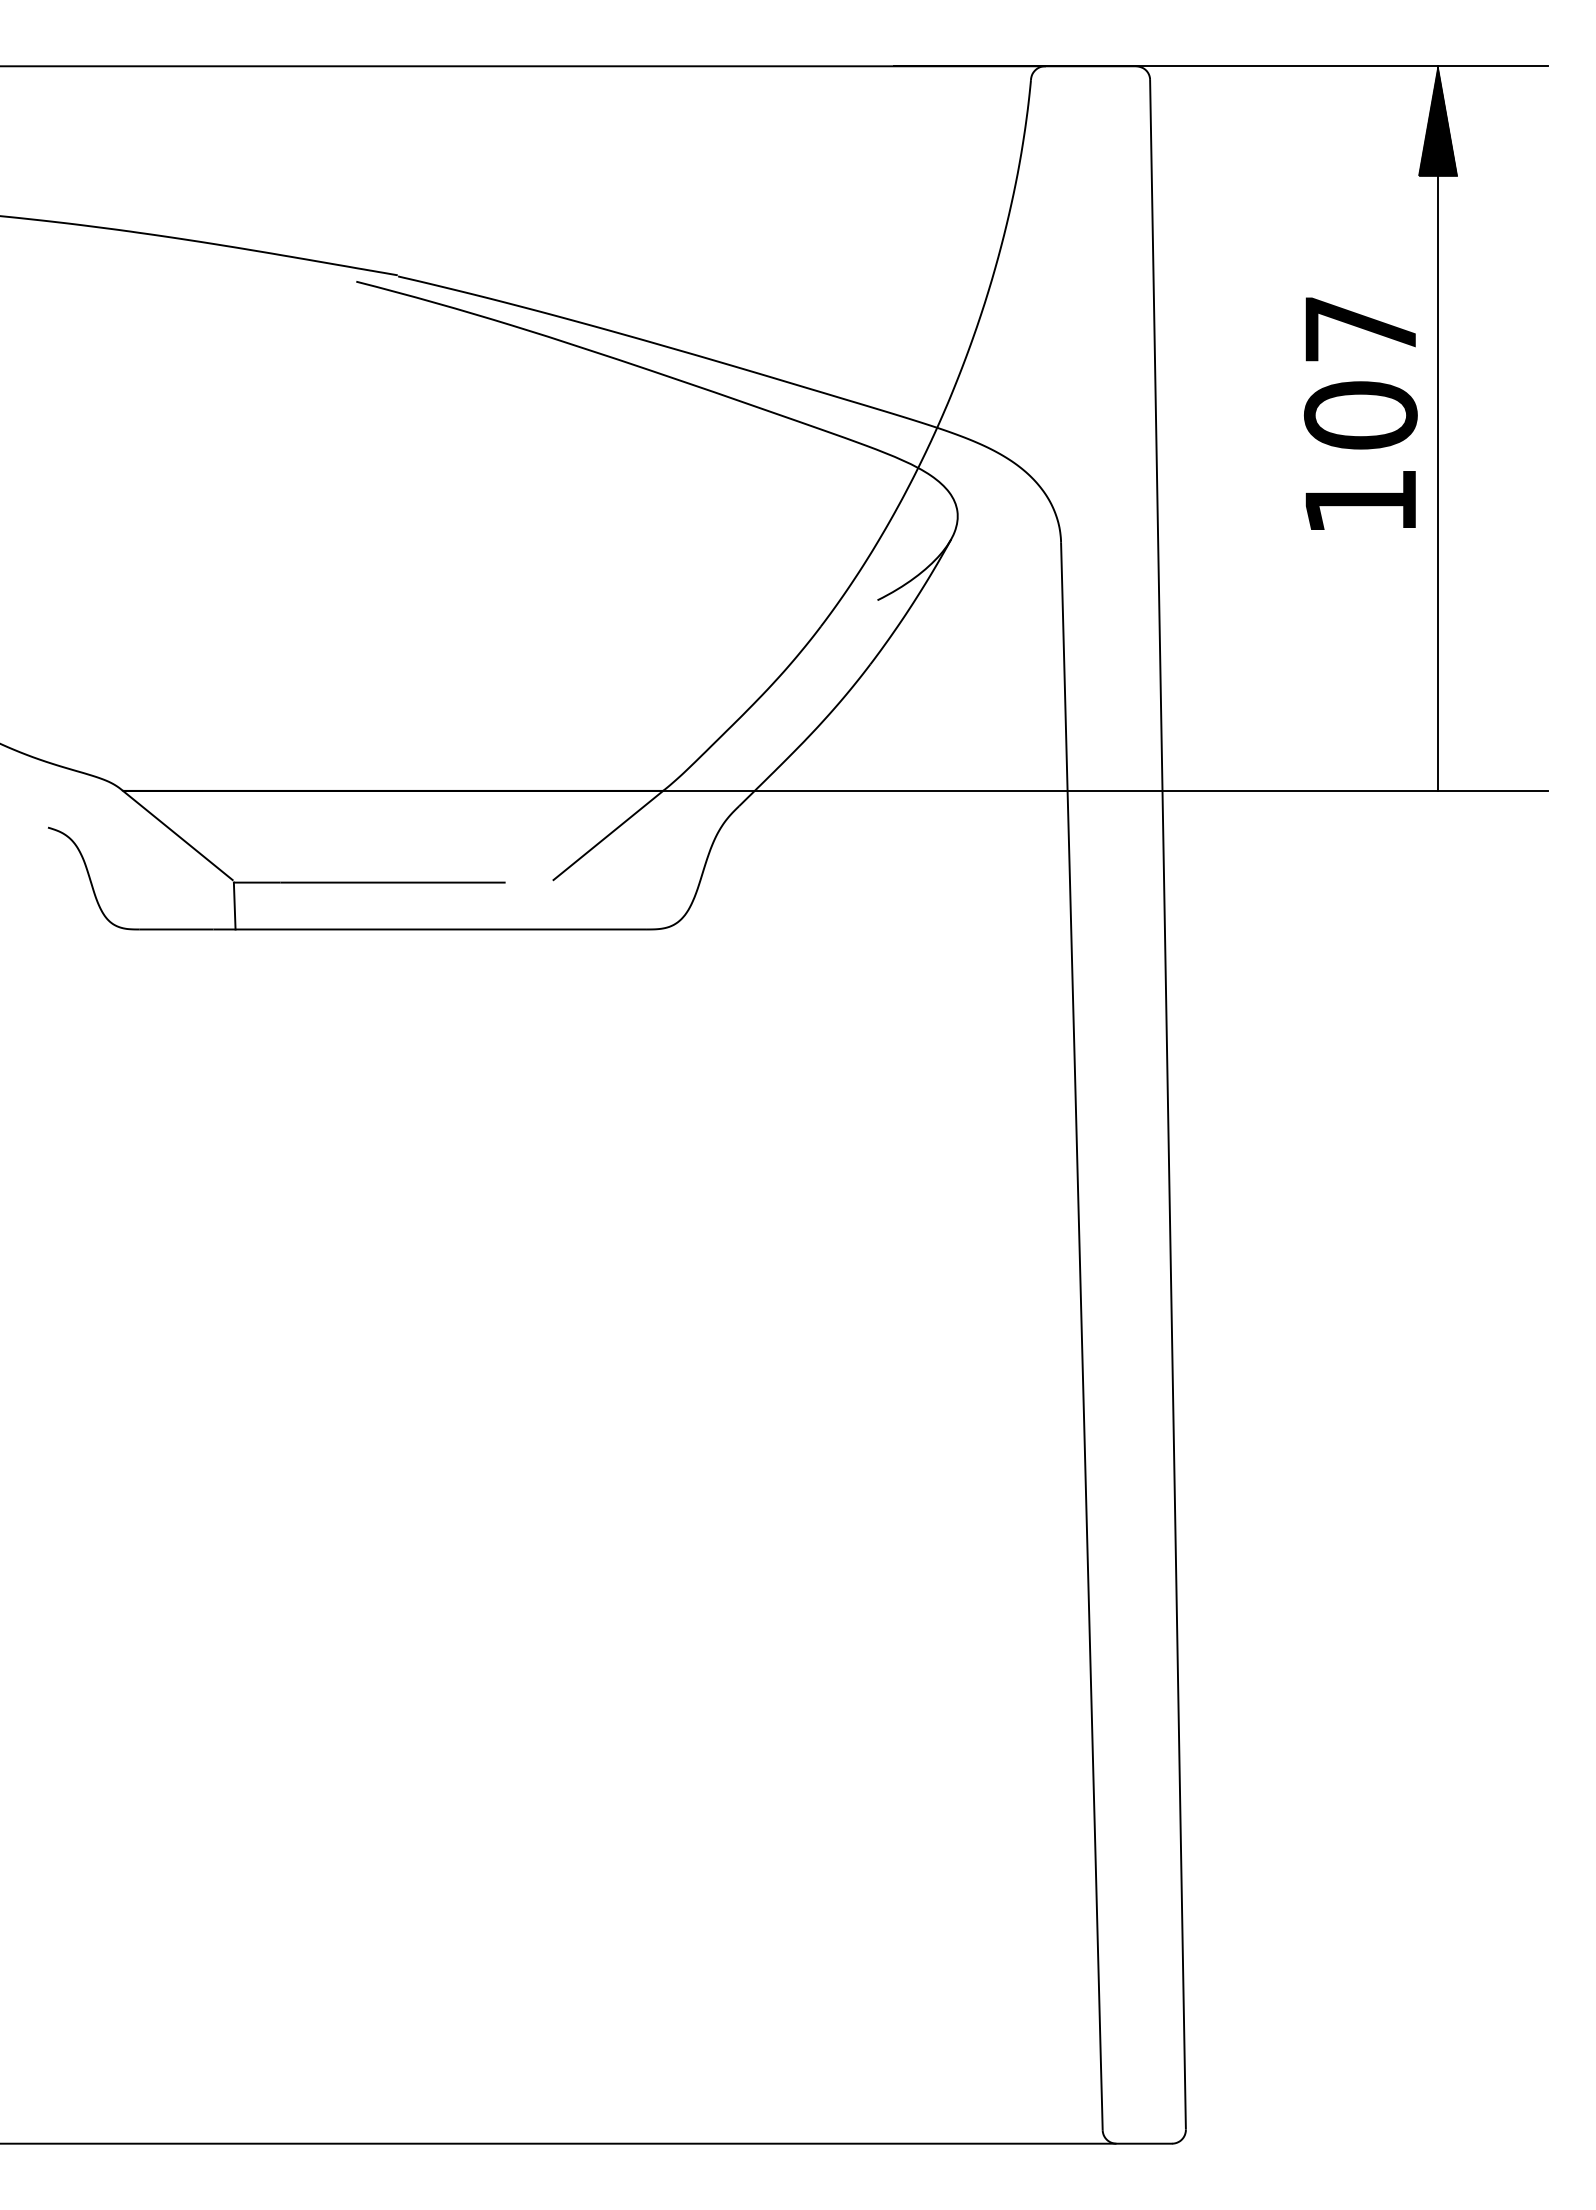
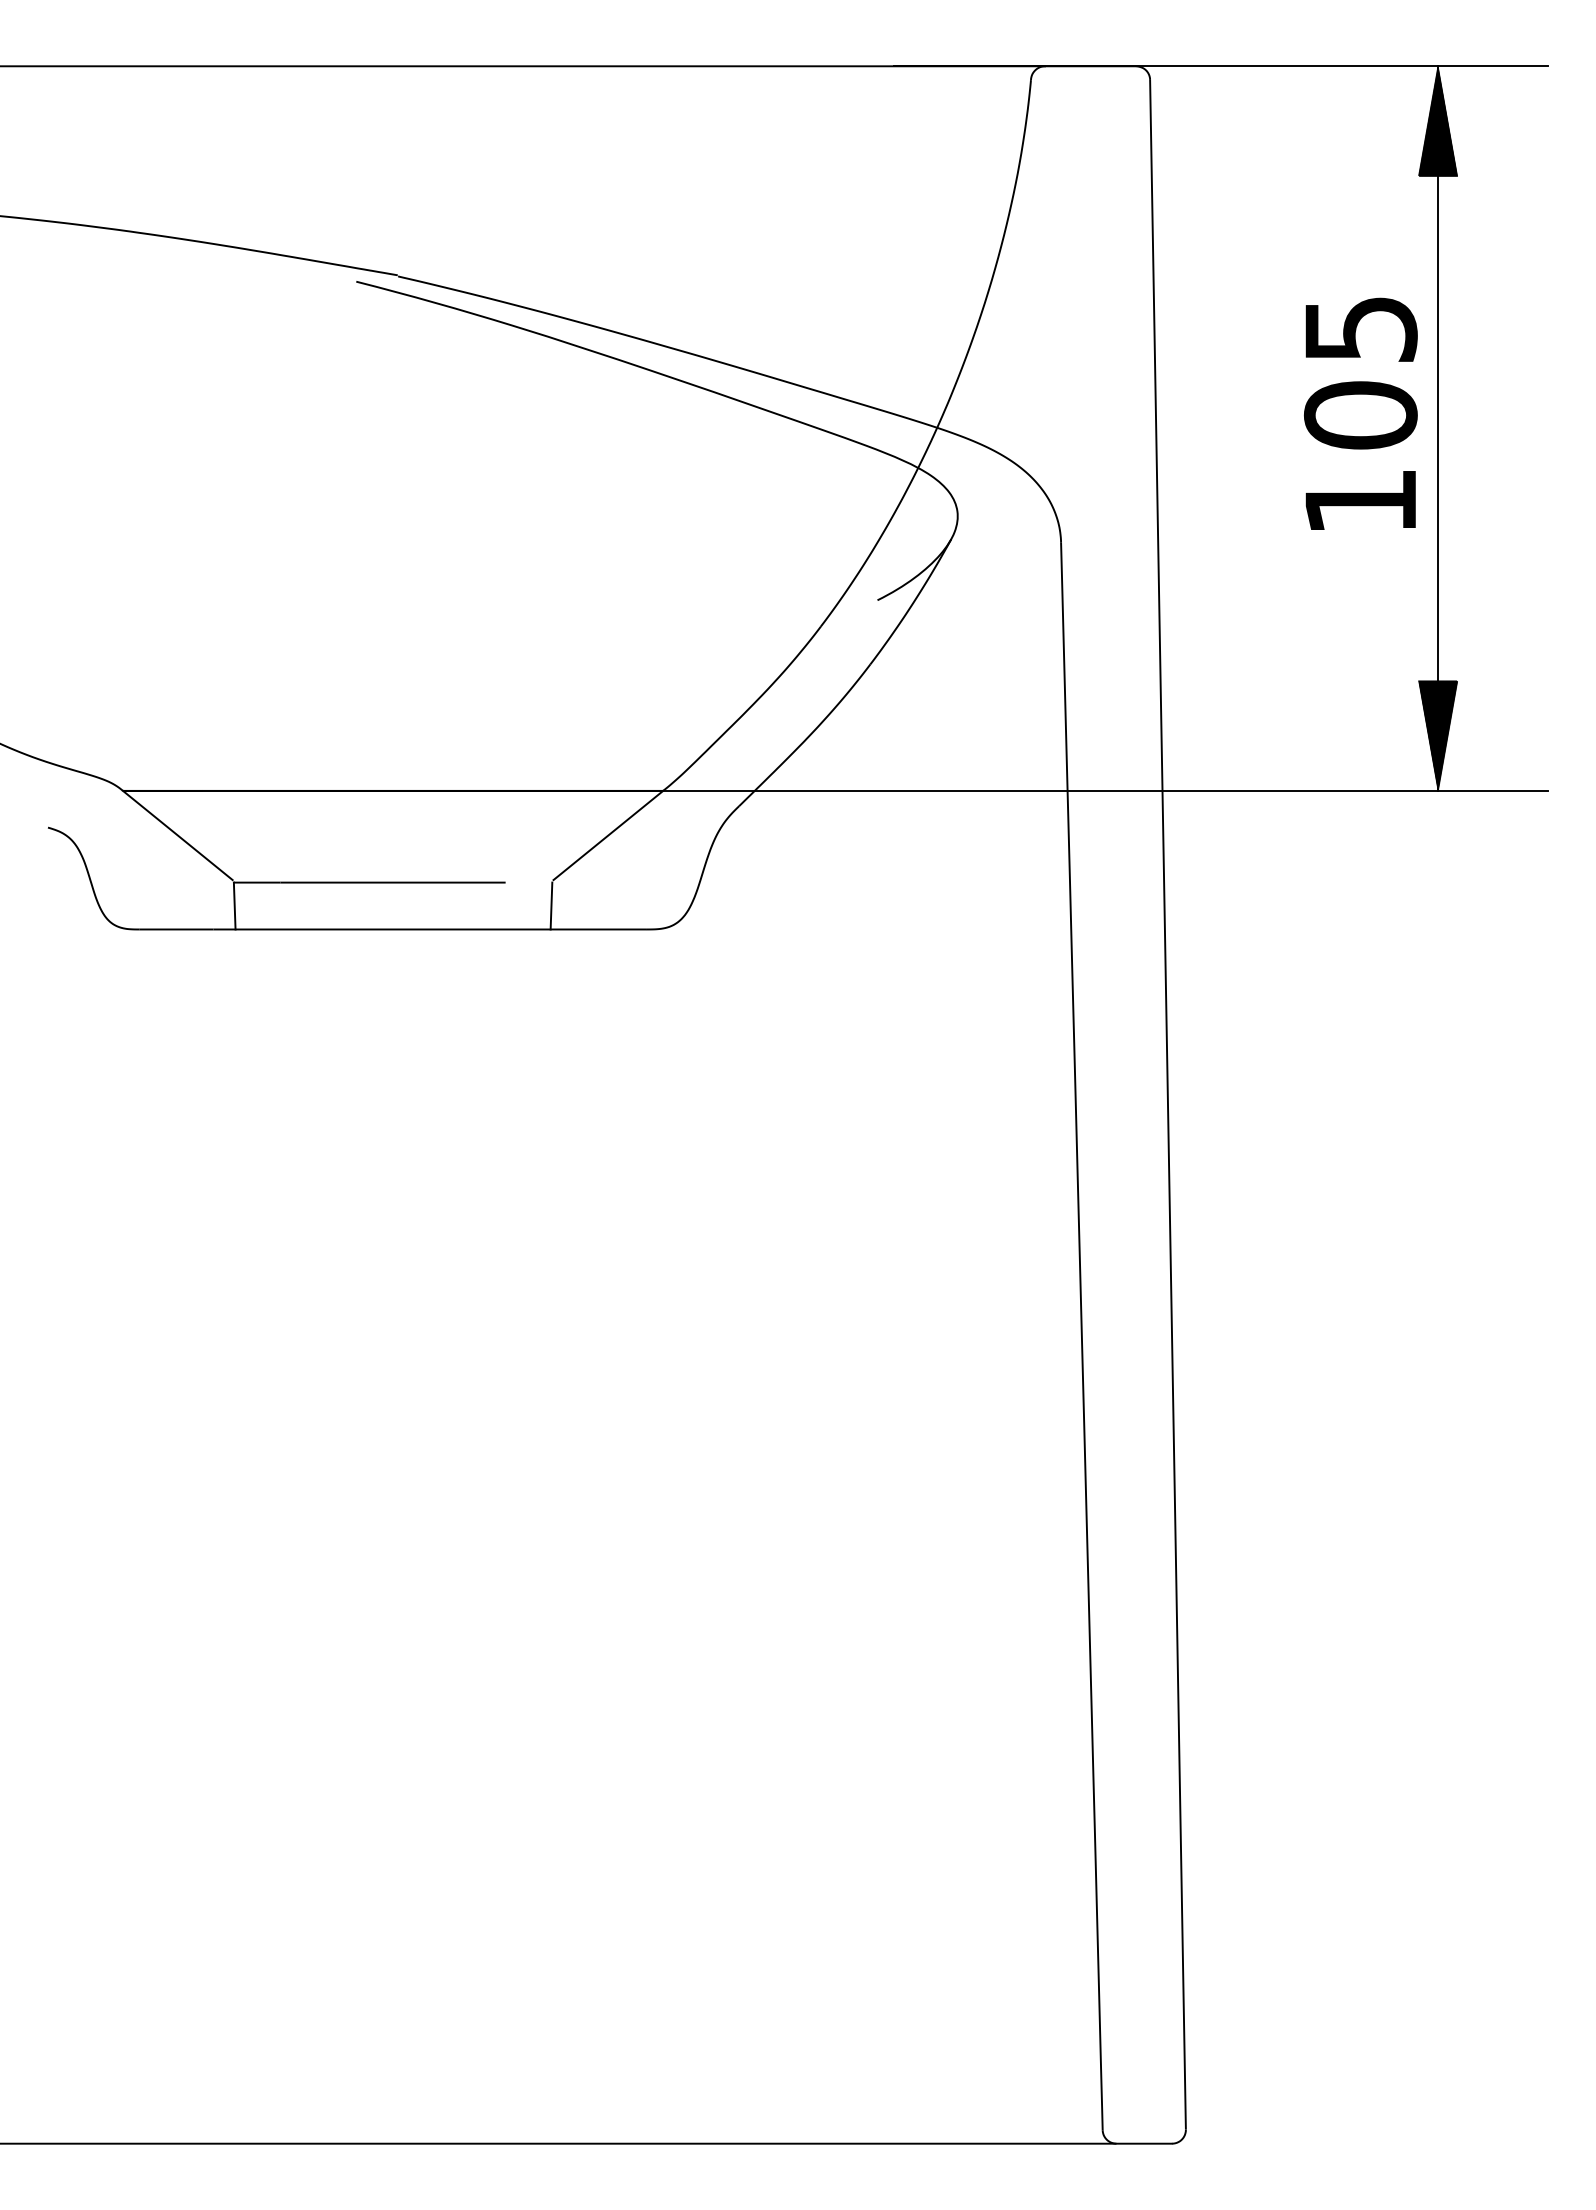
text: 107 -> 105 (1361, 329)
hatch: none -> present (1437, 735)
line: none -> present (551, 905)
